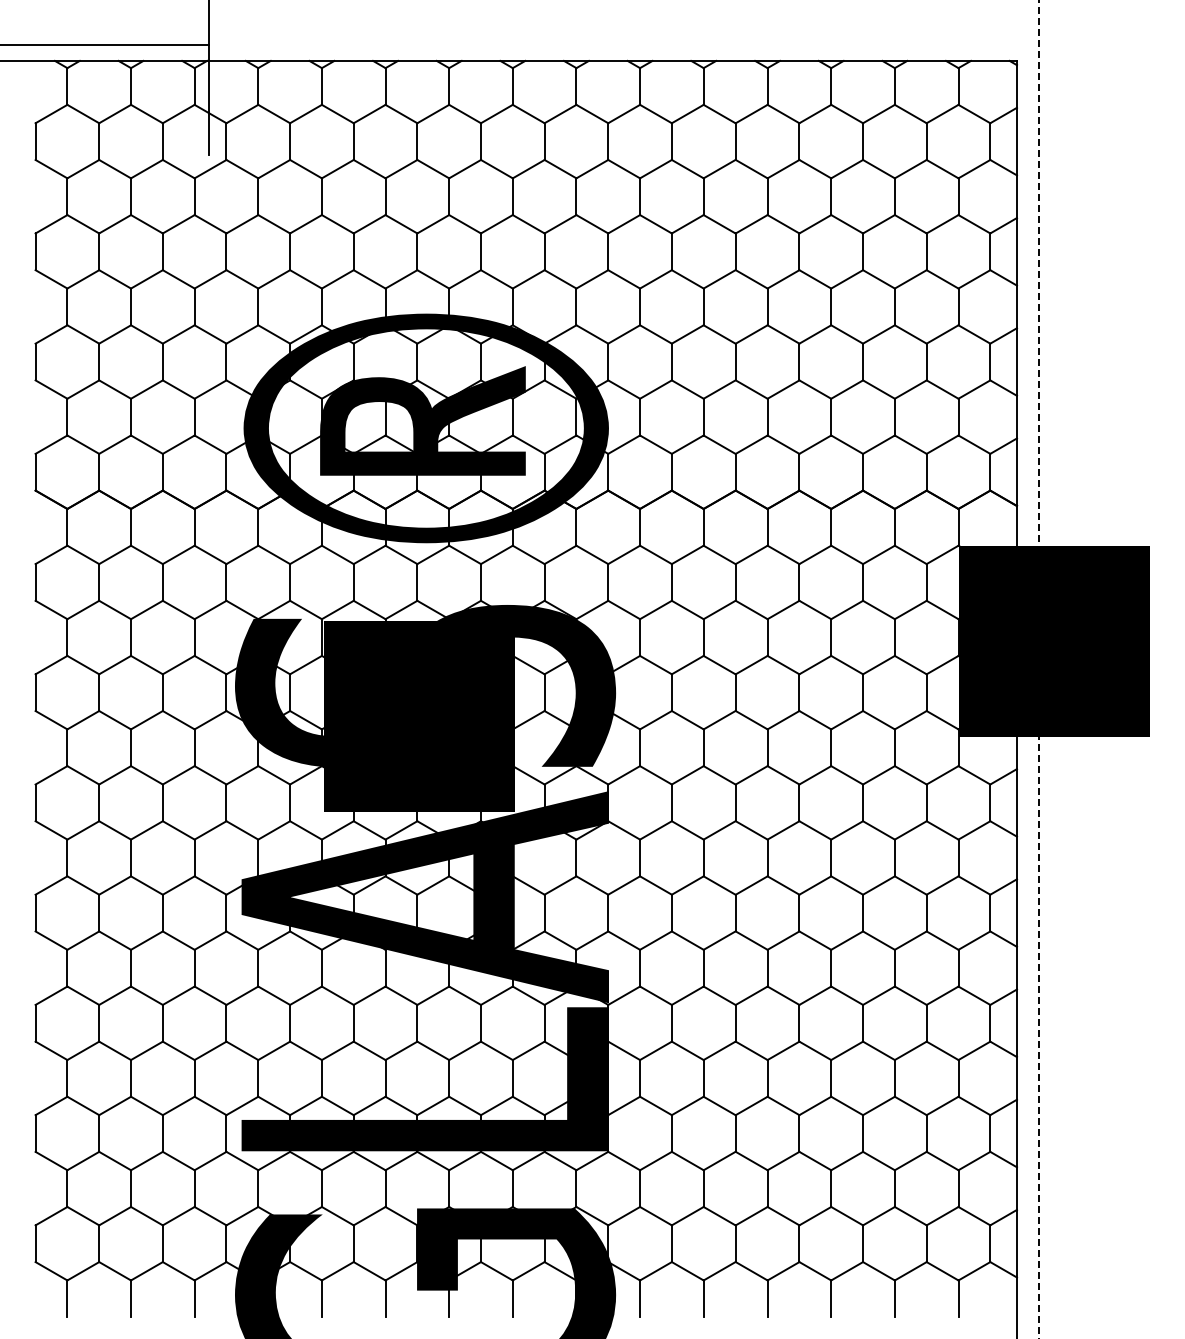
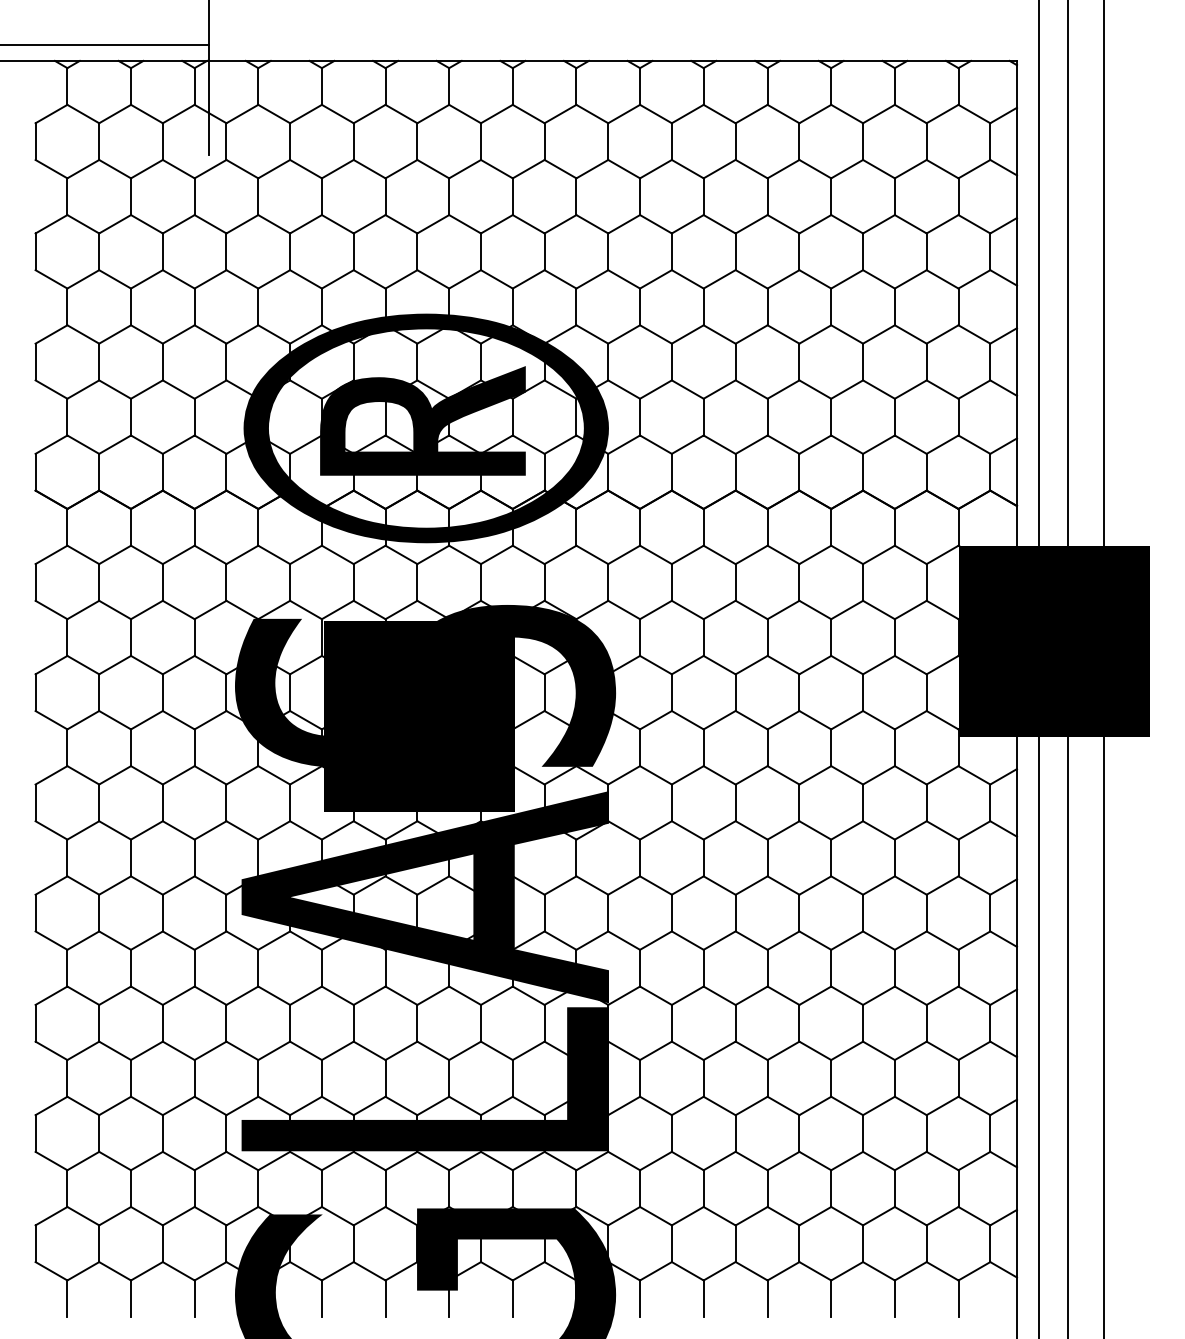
line: none -> present (1068, 668)
line: none -> present (1103, 668)
line: dashed -> solid (1039, 669)
